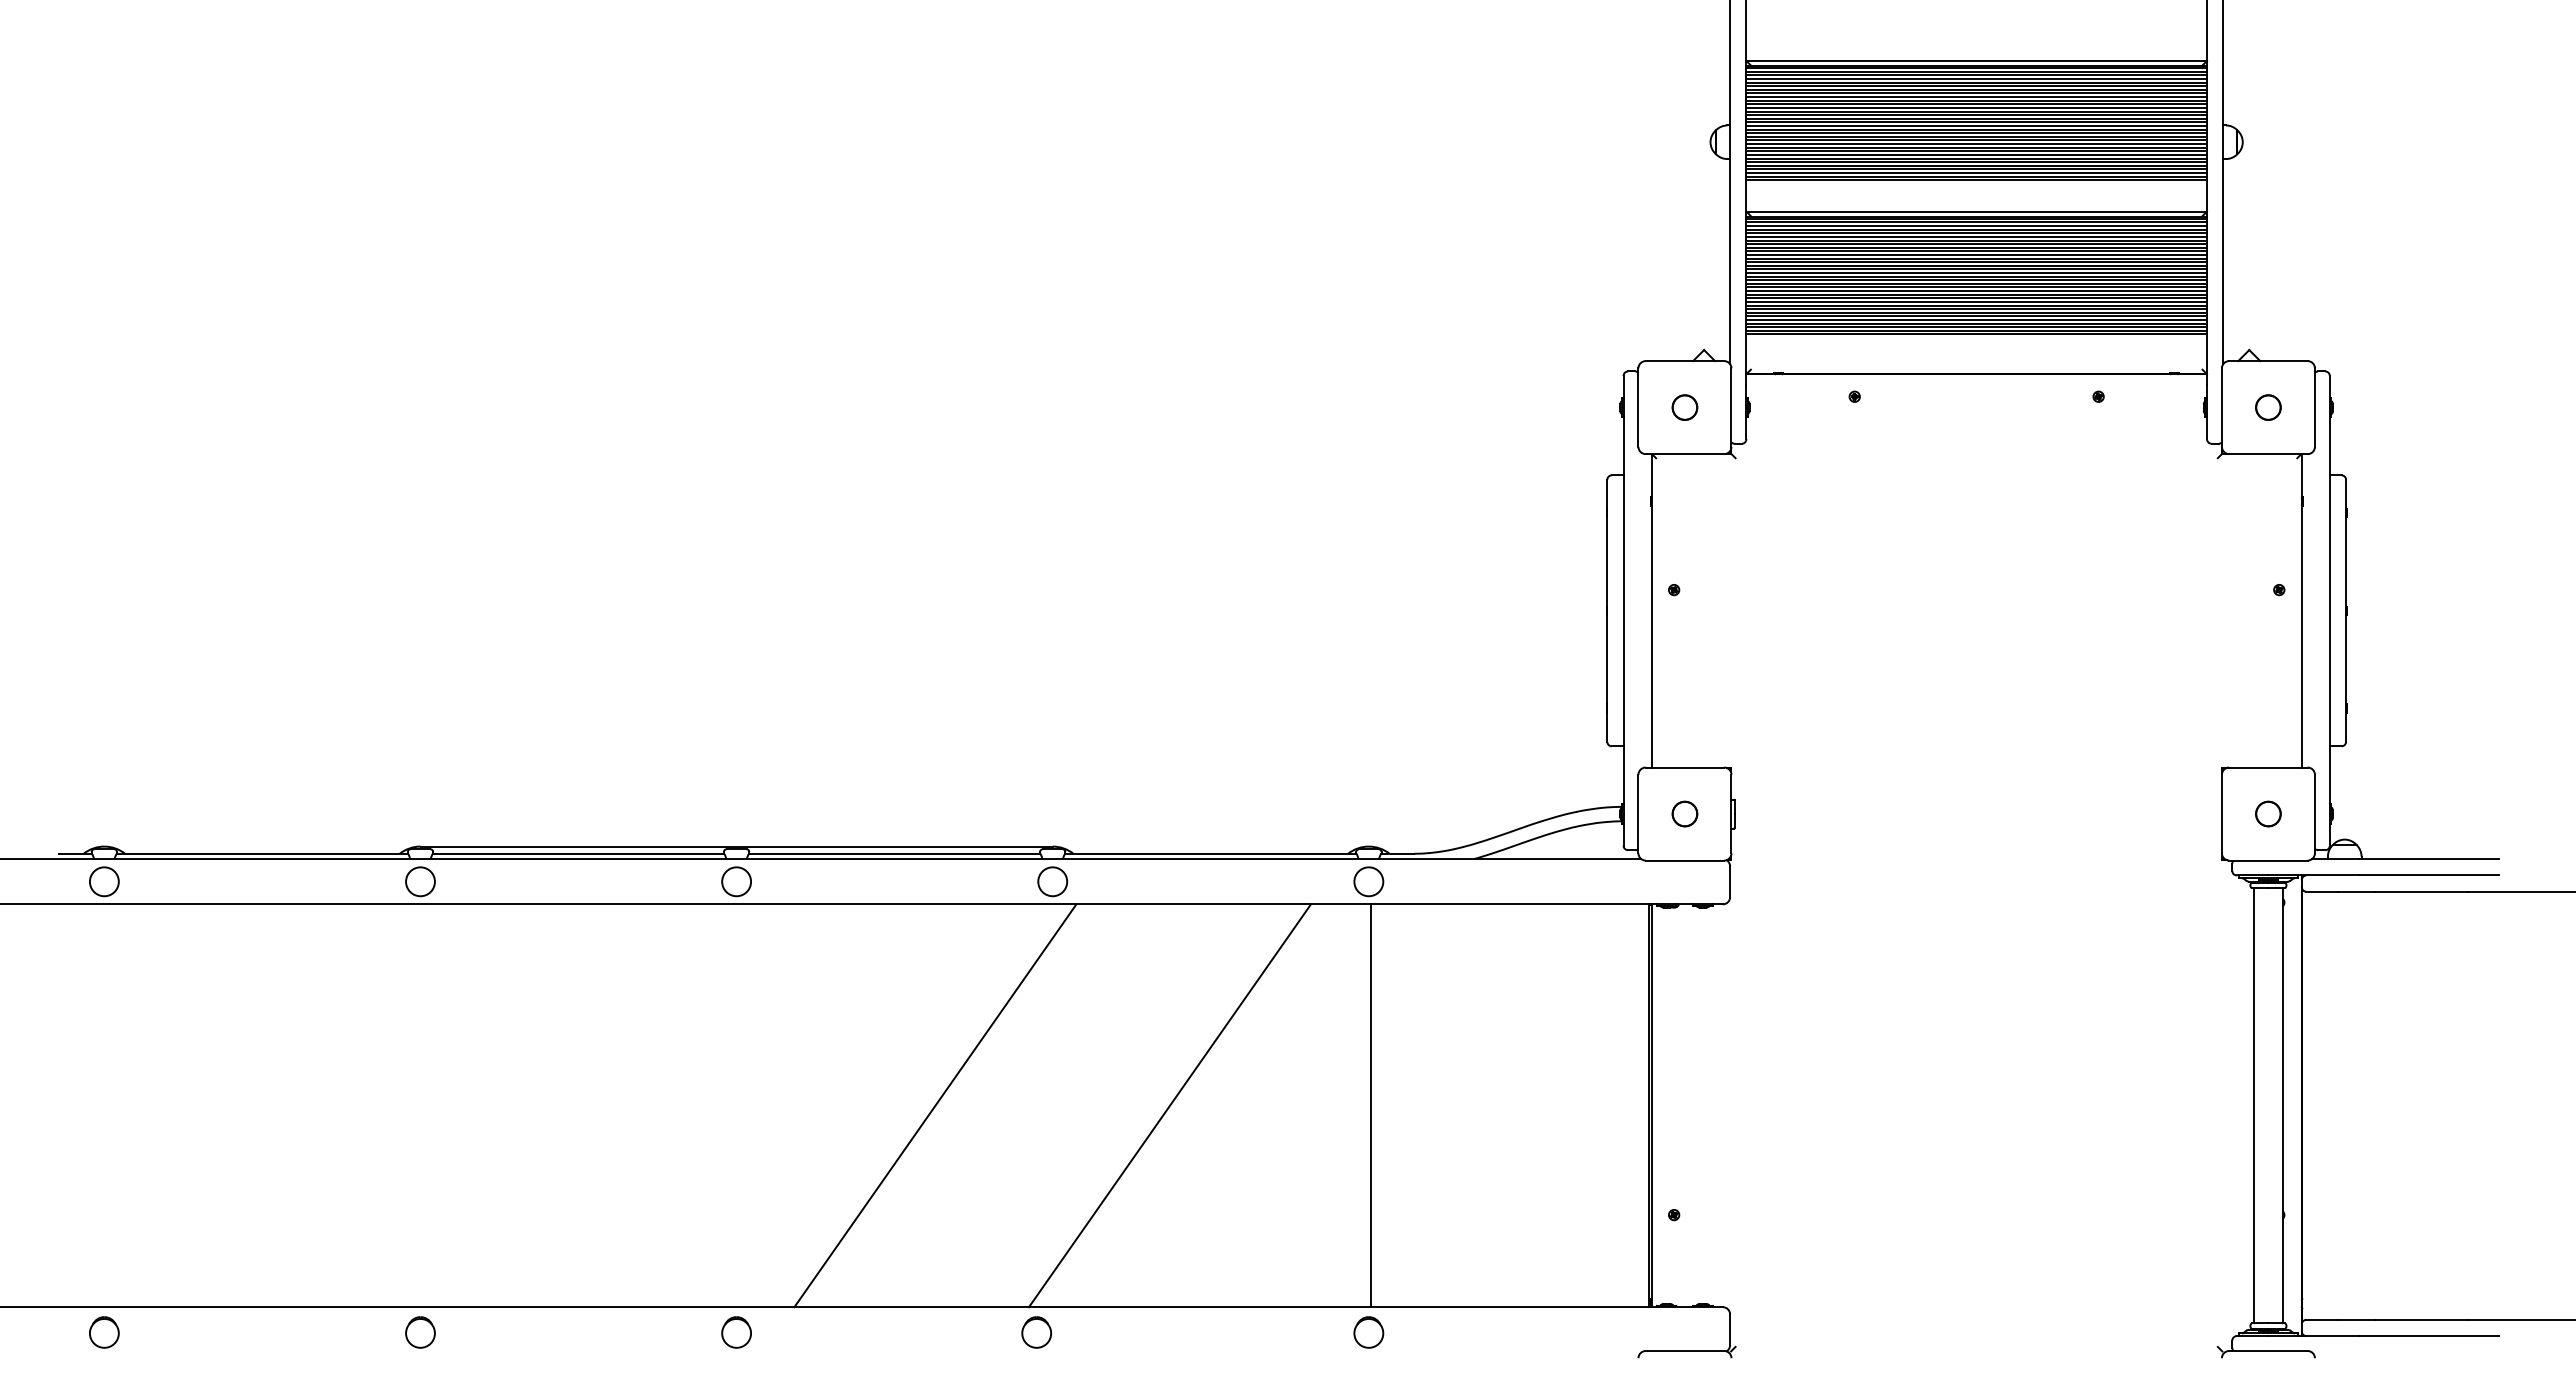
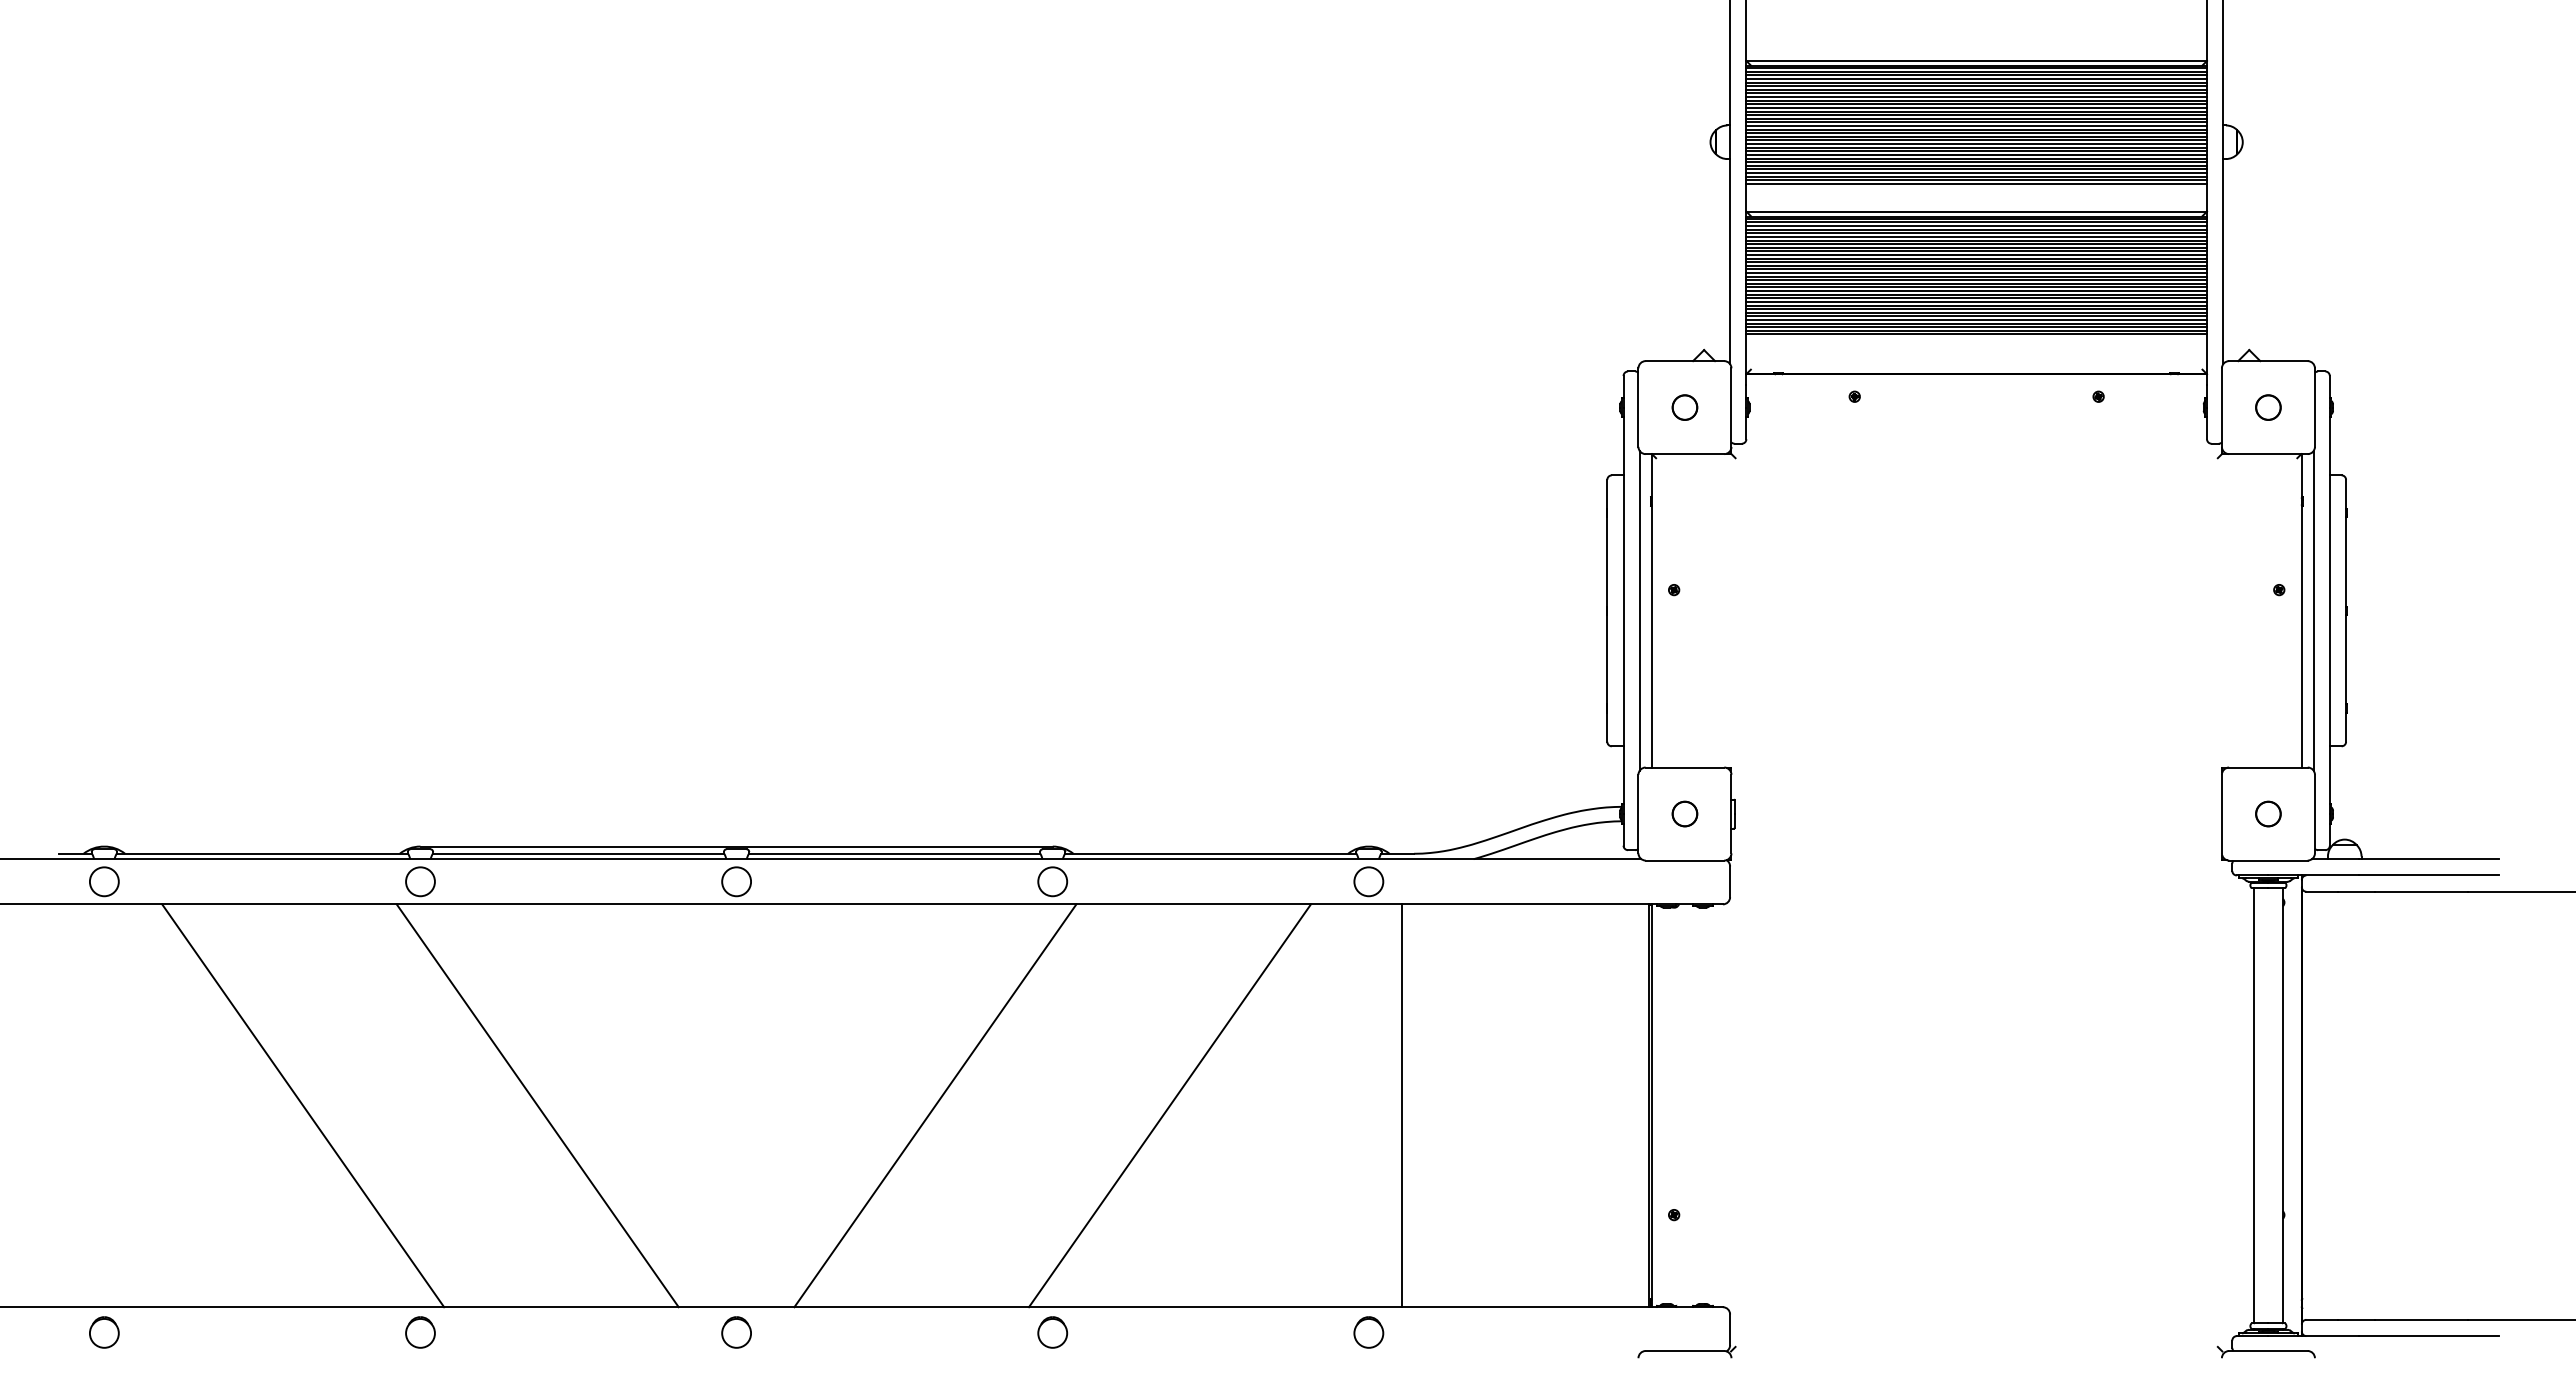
line: none -> present (1976, 183)
line: none -> present (1639, 610)
line: none -> present (2313, 610)
line: none -> present (303, 1105)
line: none -> present (537, 1105)
line position: (1371, 1105) -> (1402, 1105) (1402, 1105)
part position: (1036, 1332) -> (1052, 1332) (1052, 1332)
